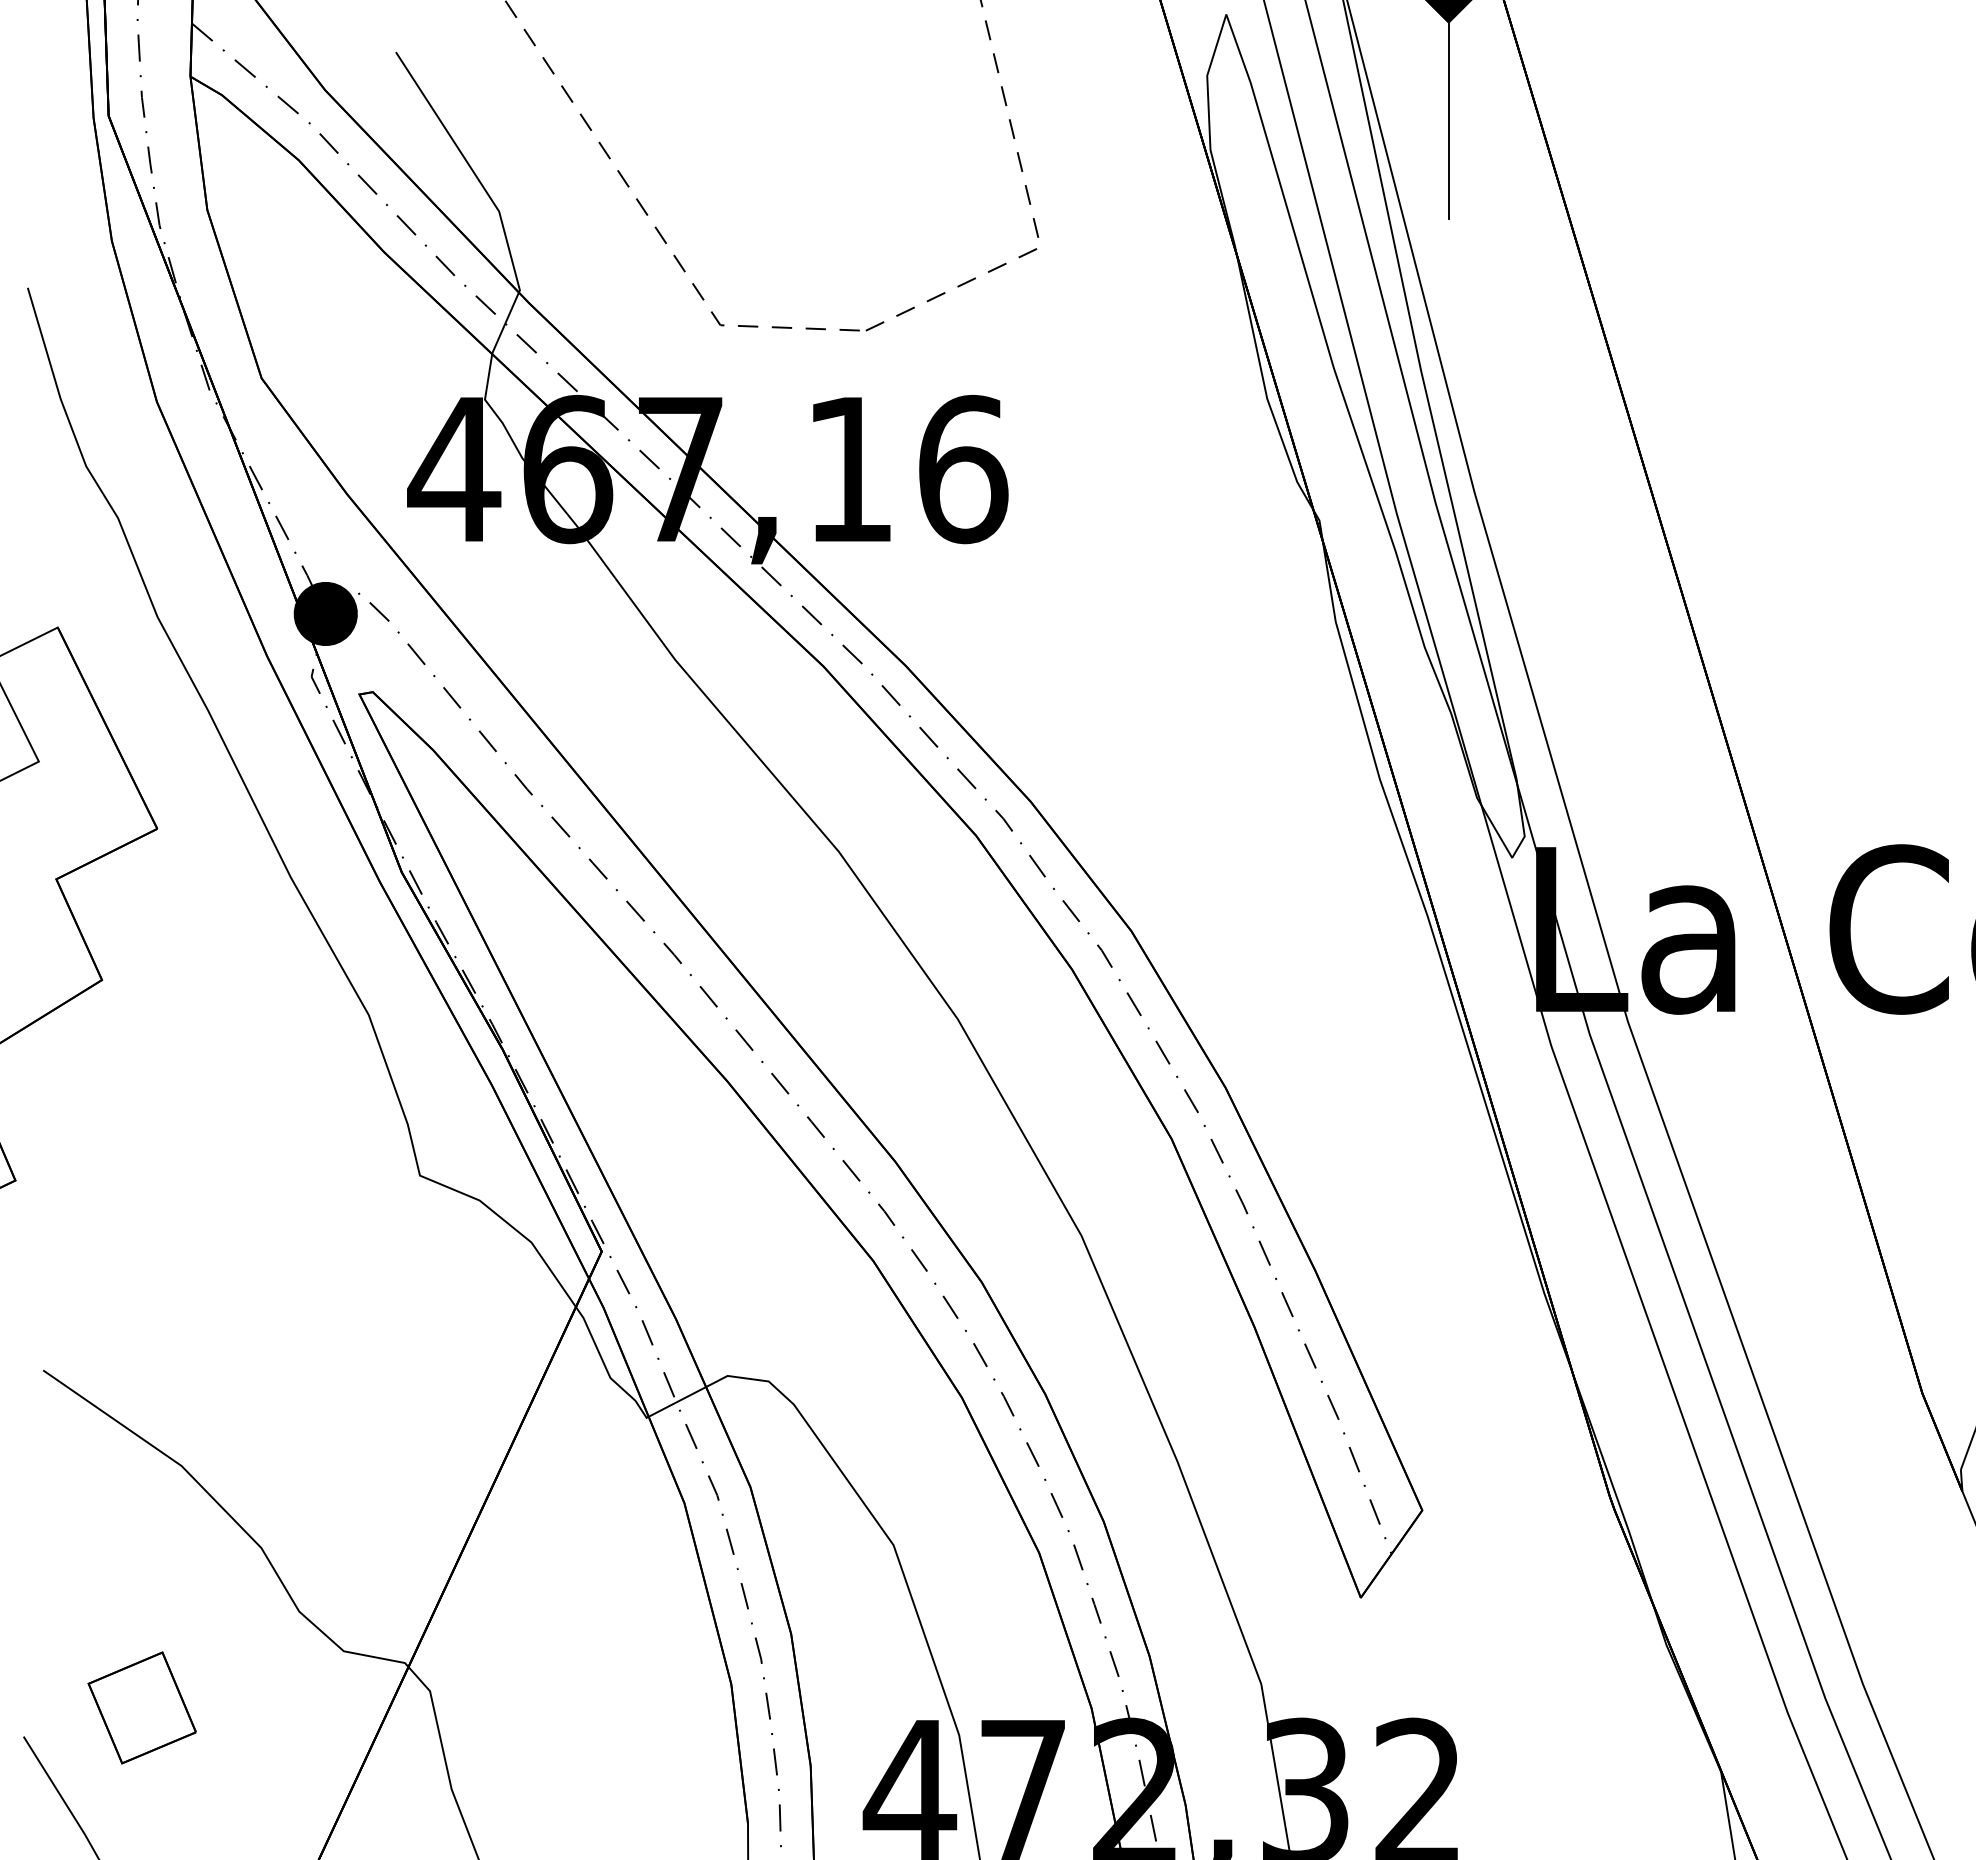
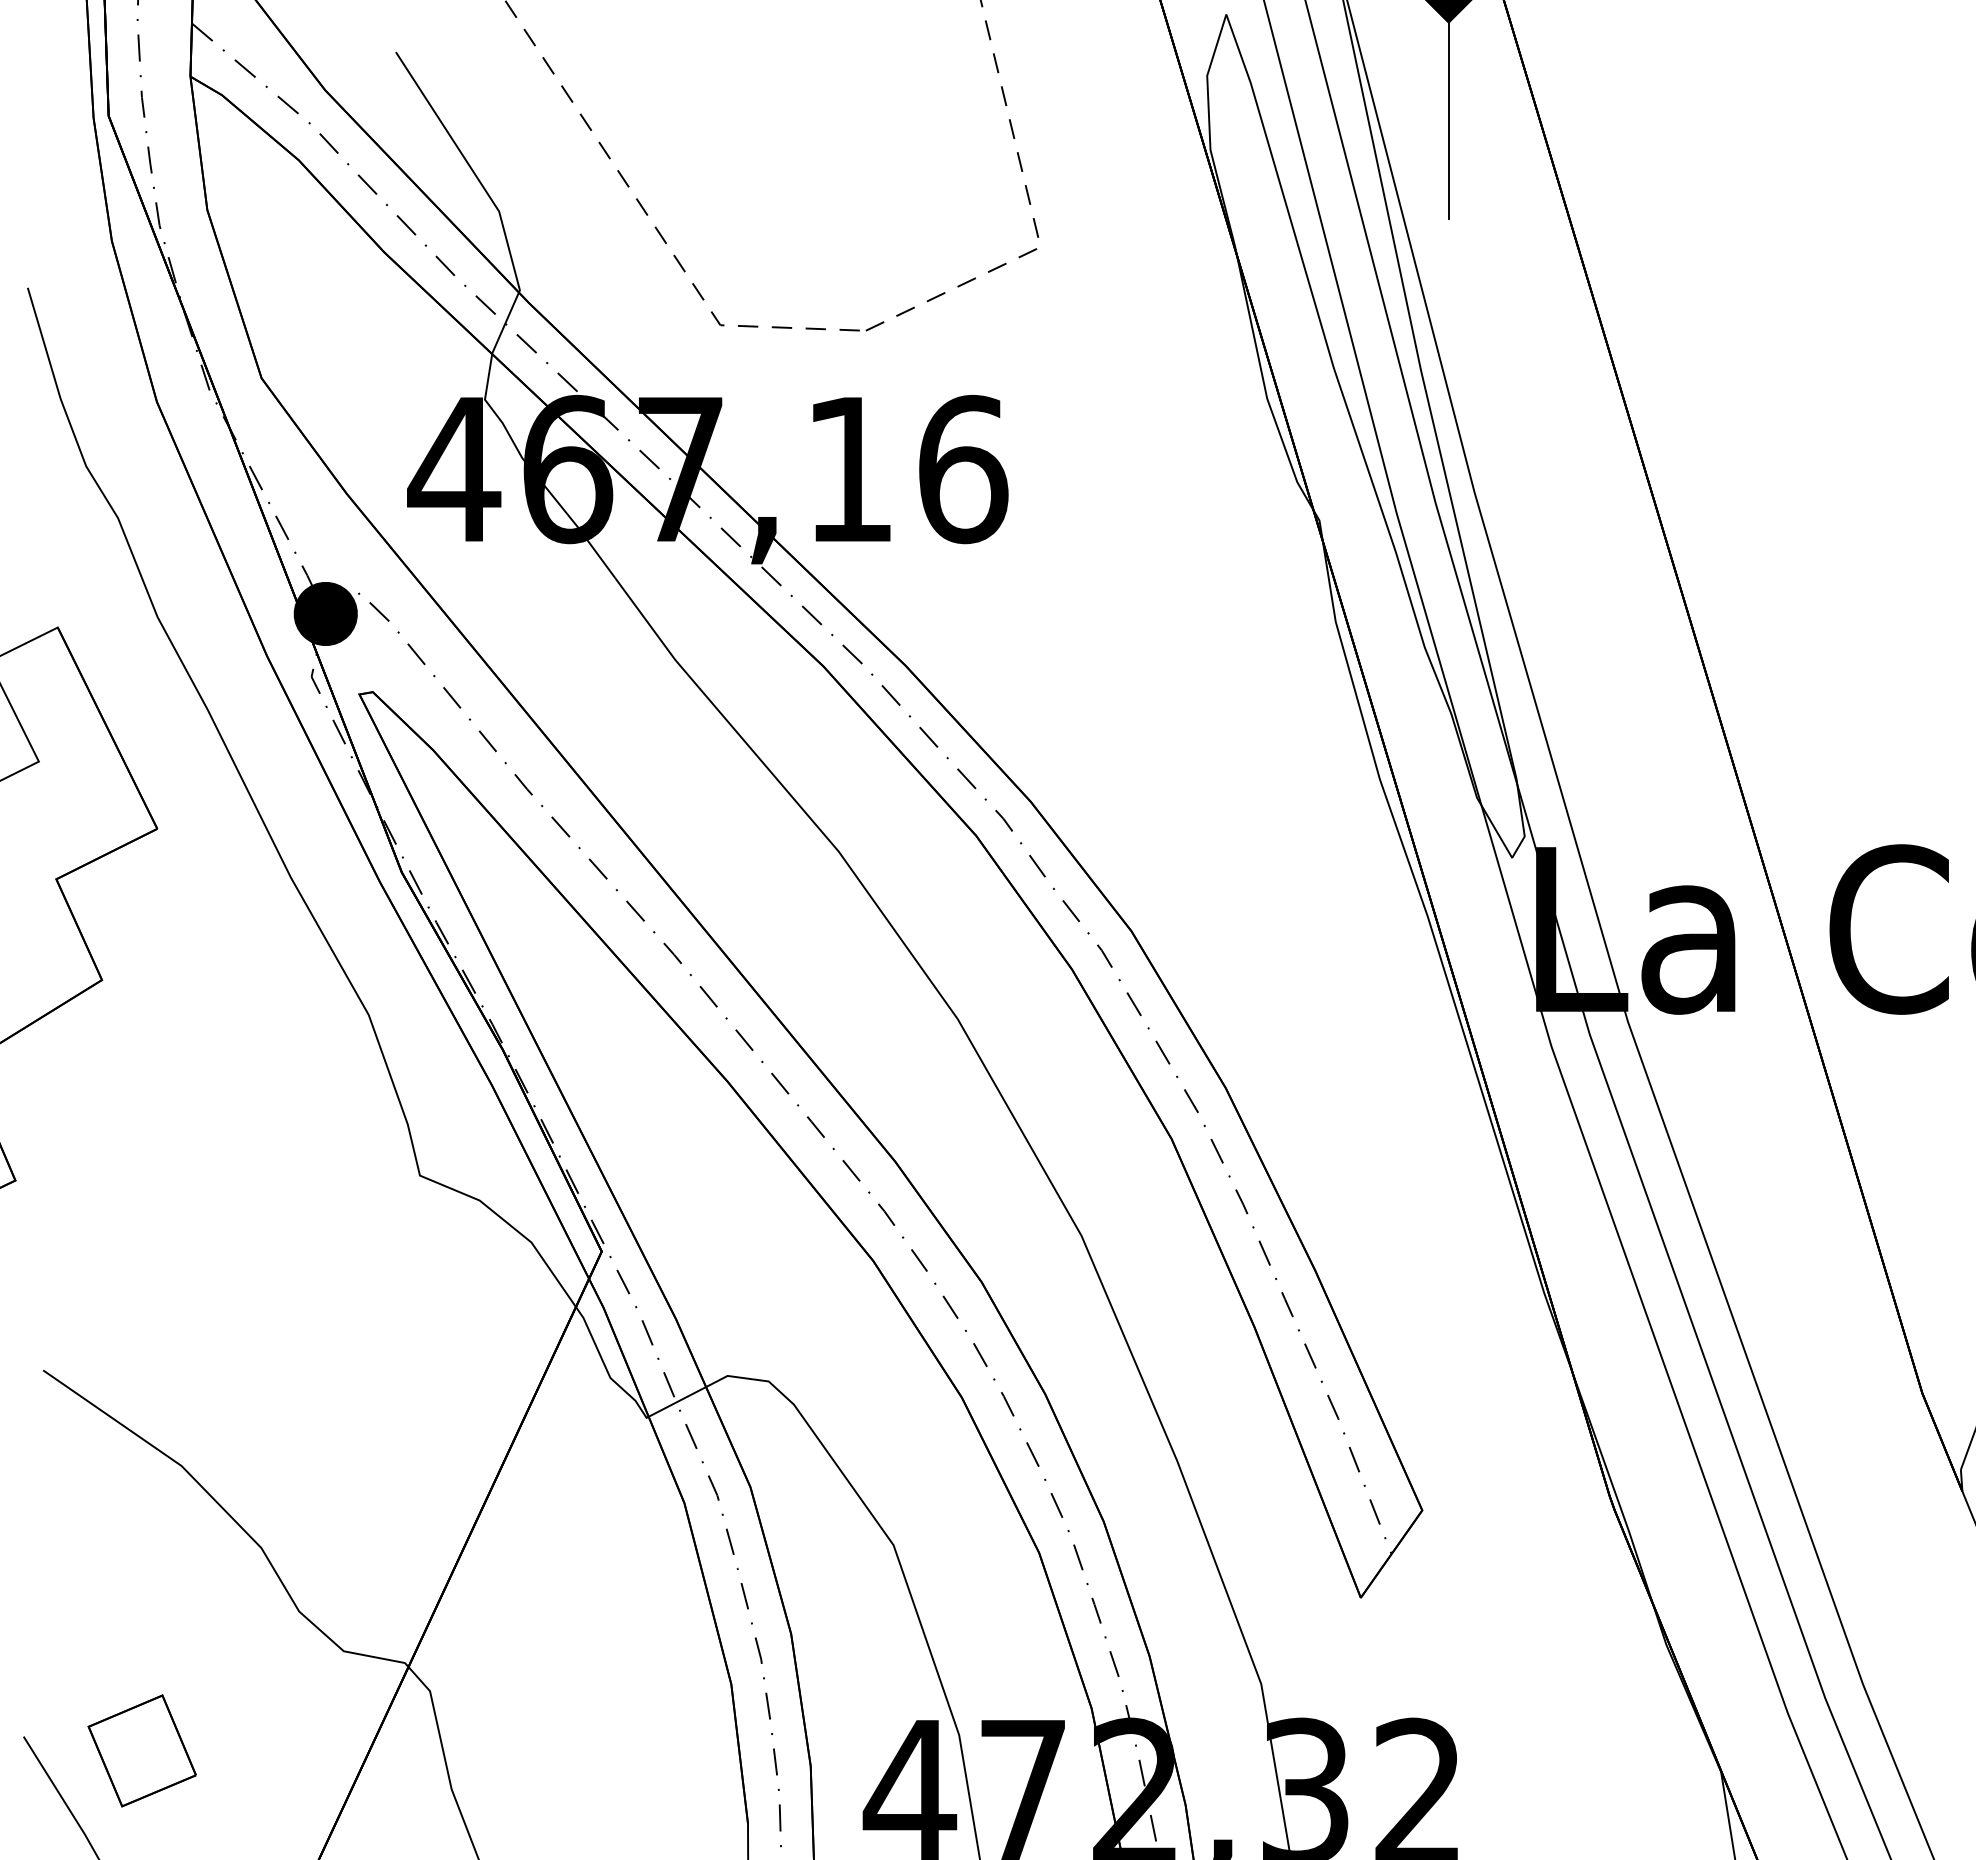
part position: (141, 1707) -> (141, 1750) (141, 1750)
